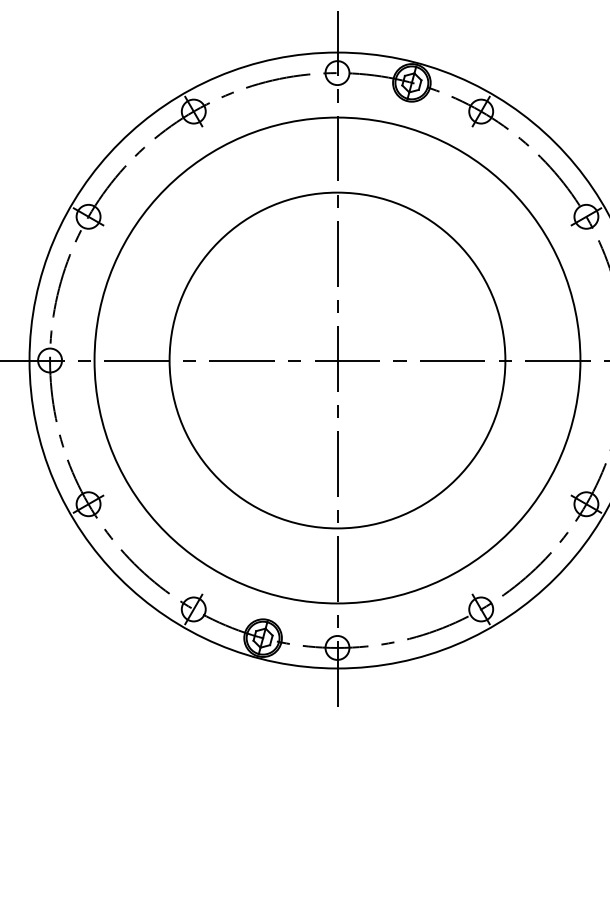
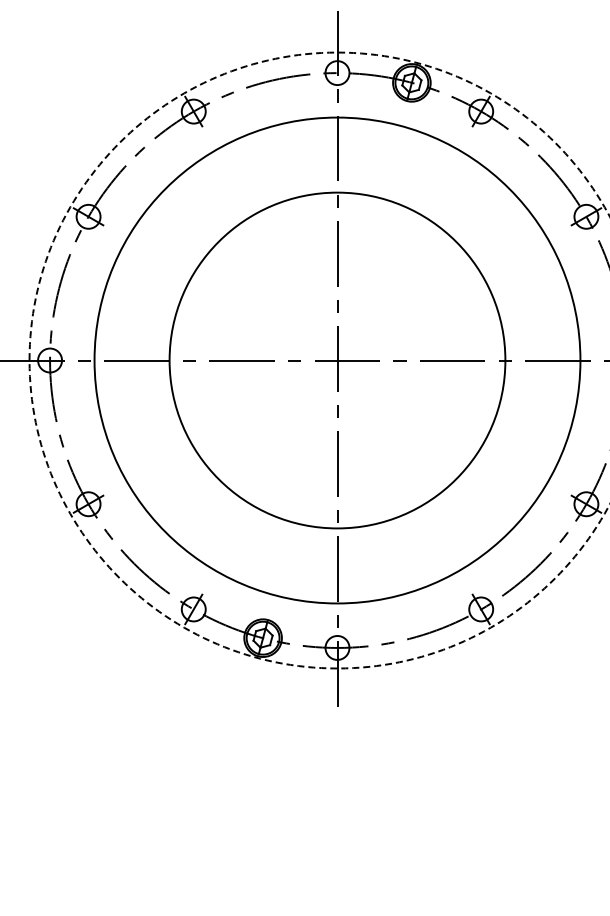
circle: solid -> dashed (319, 360)
